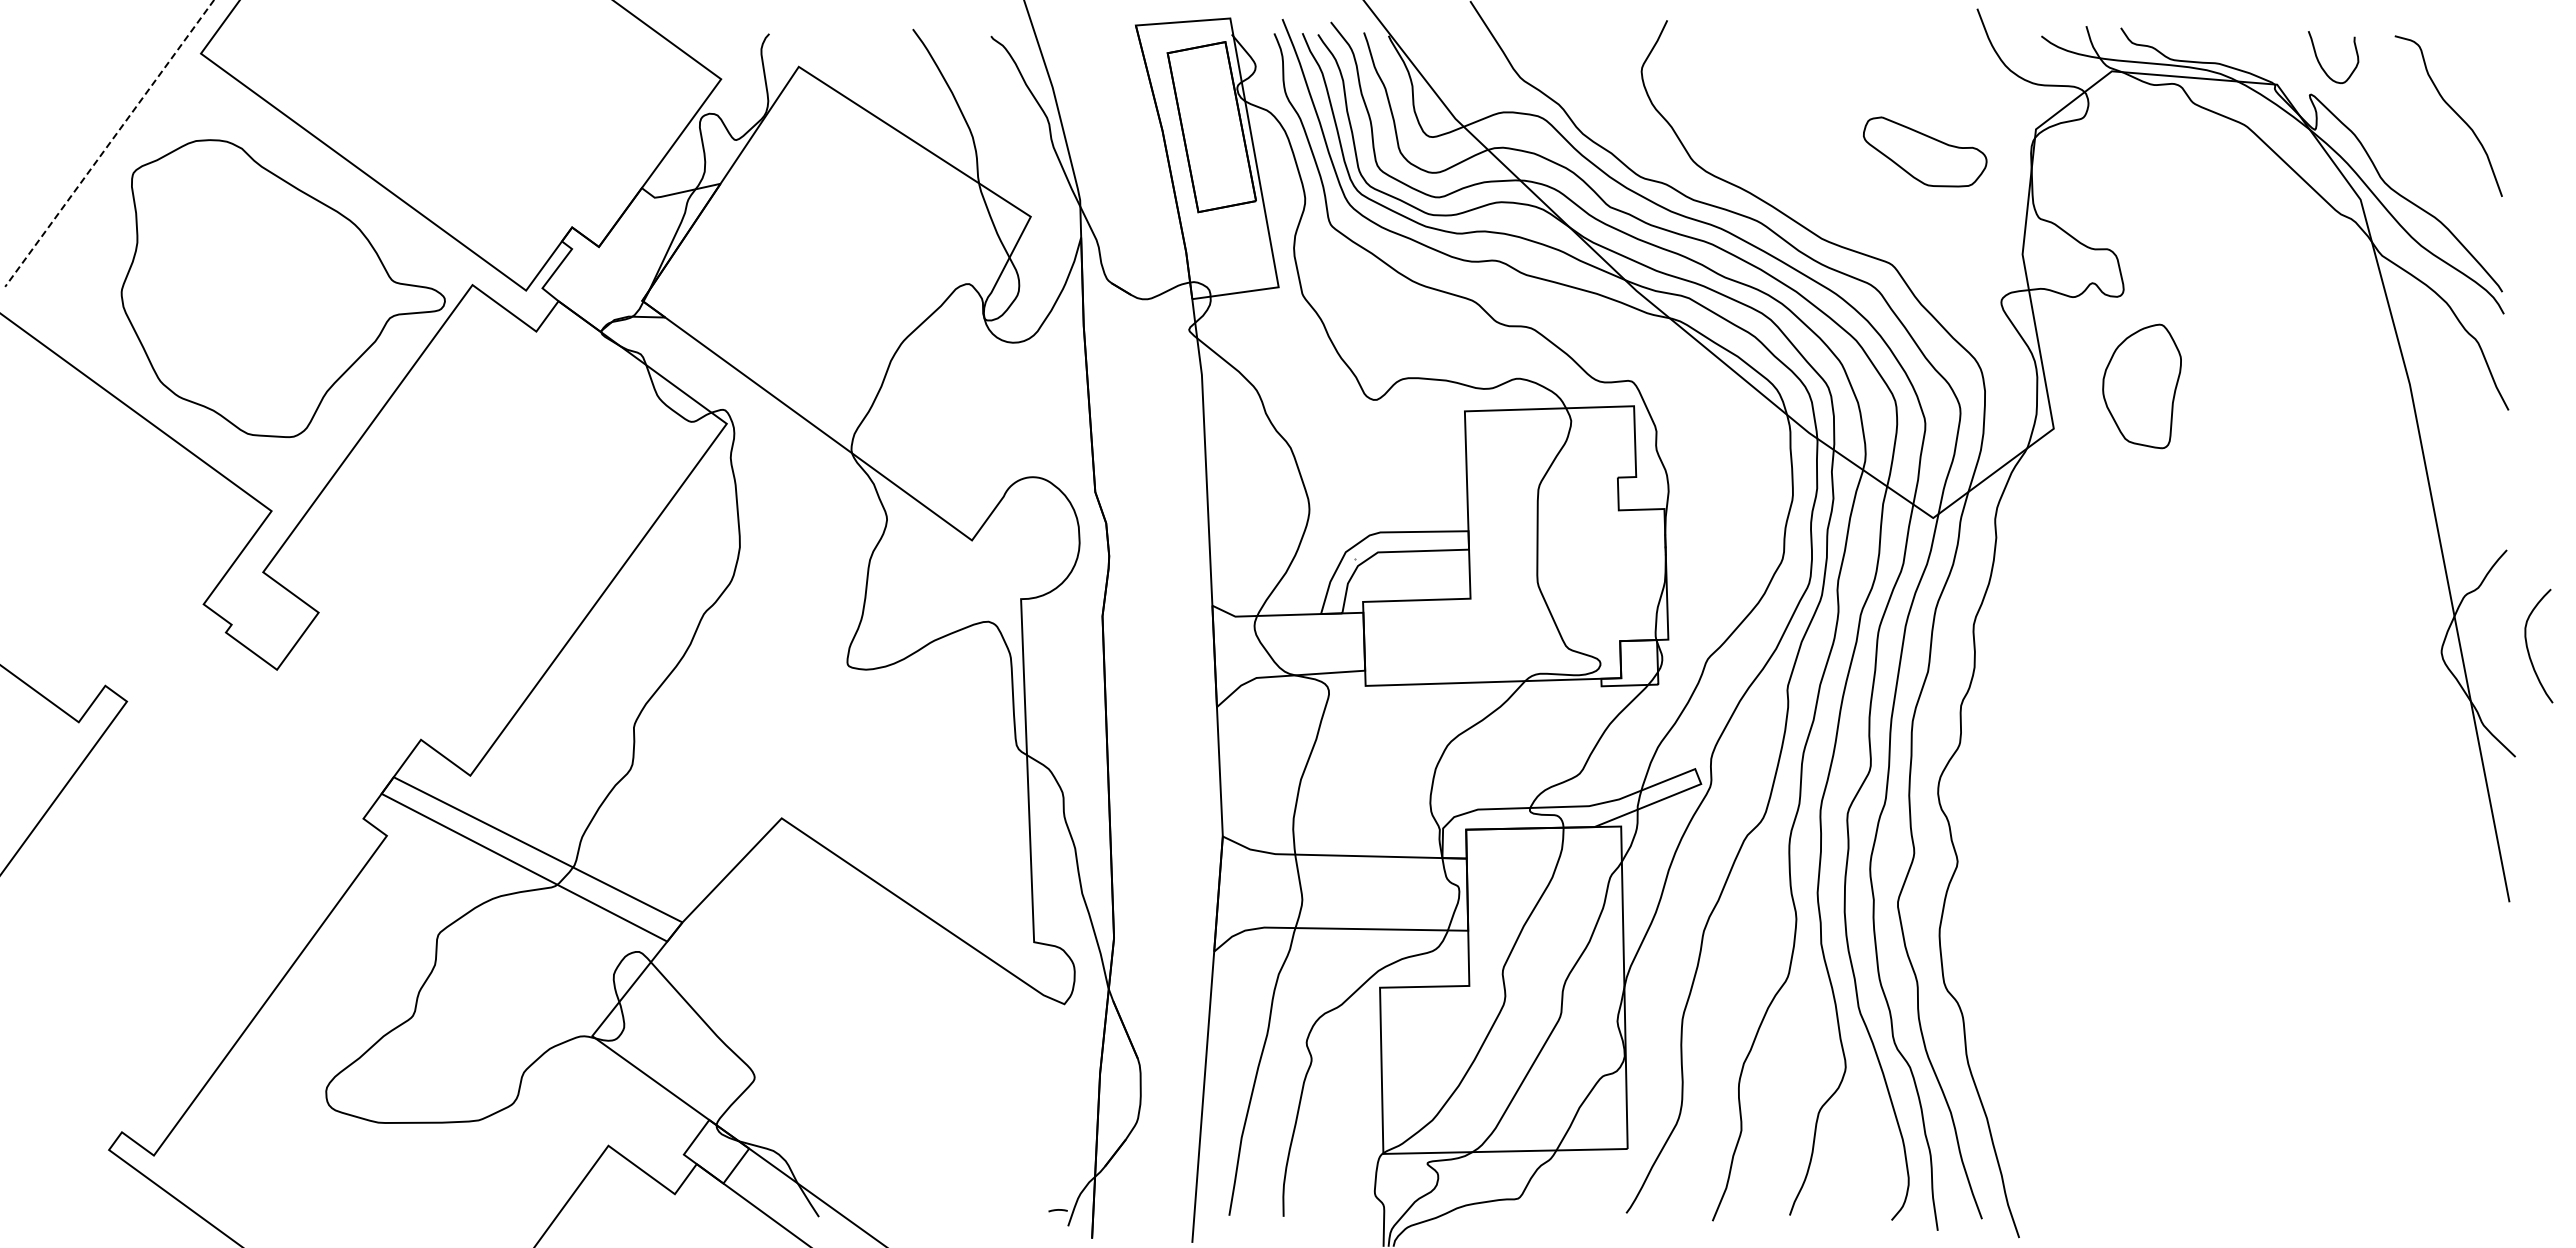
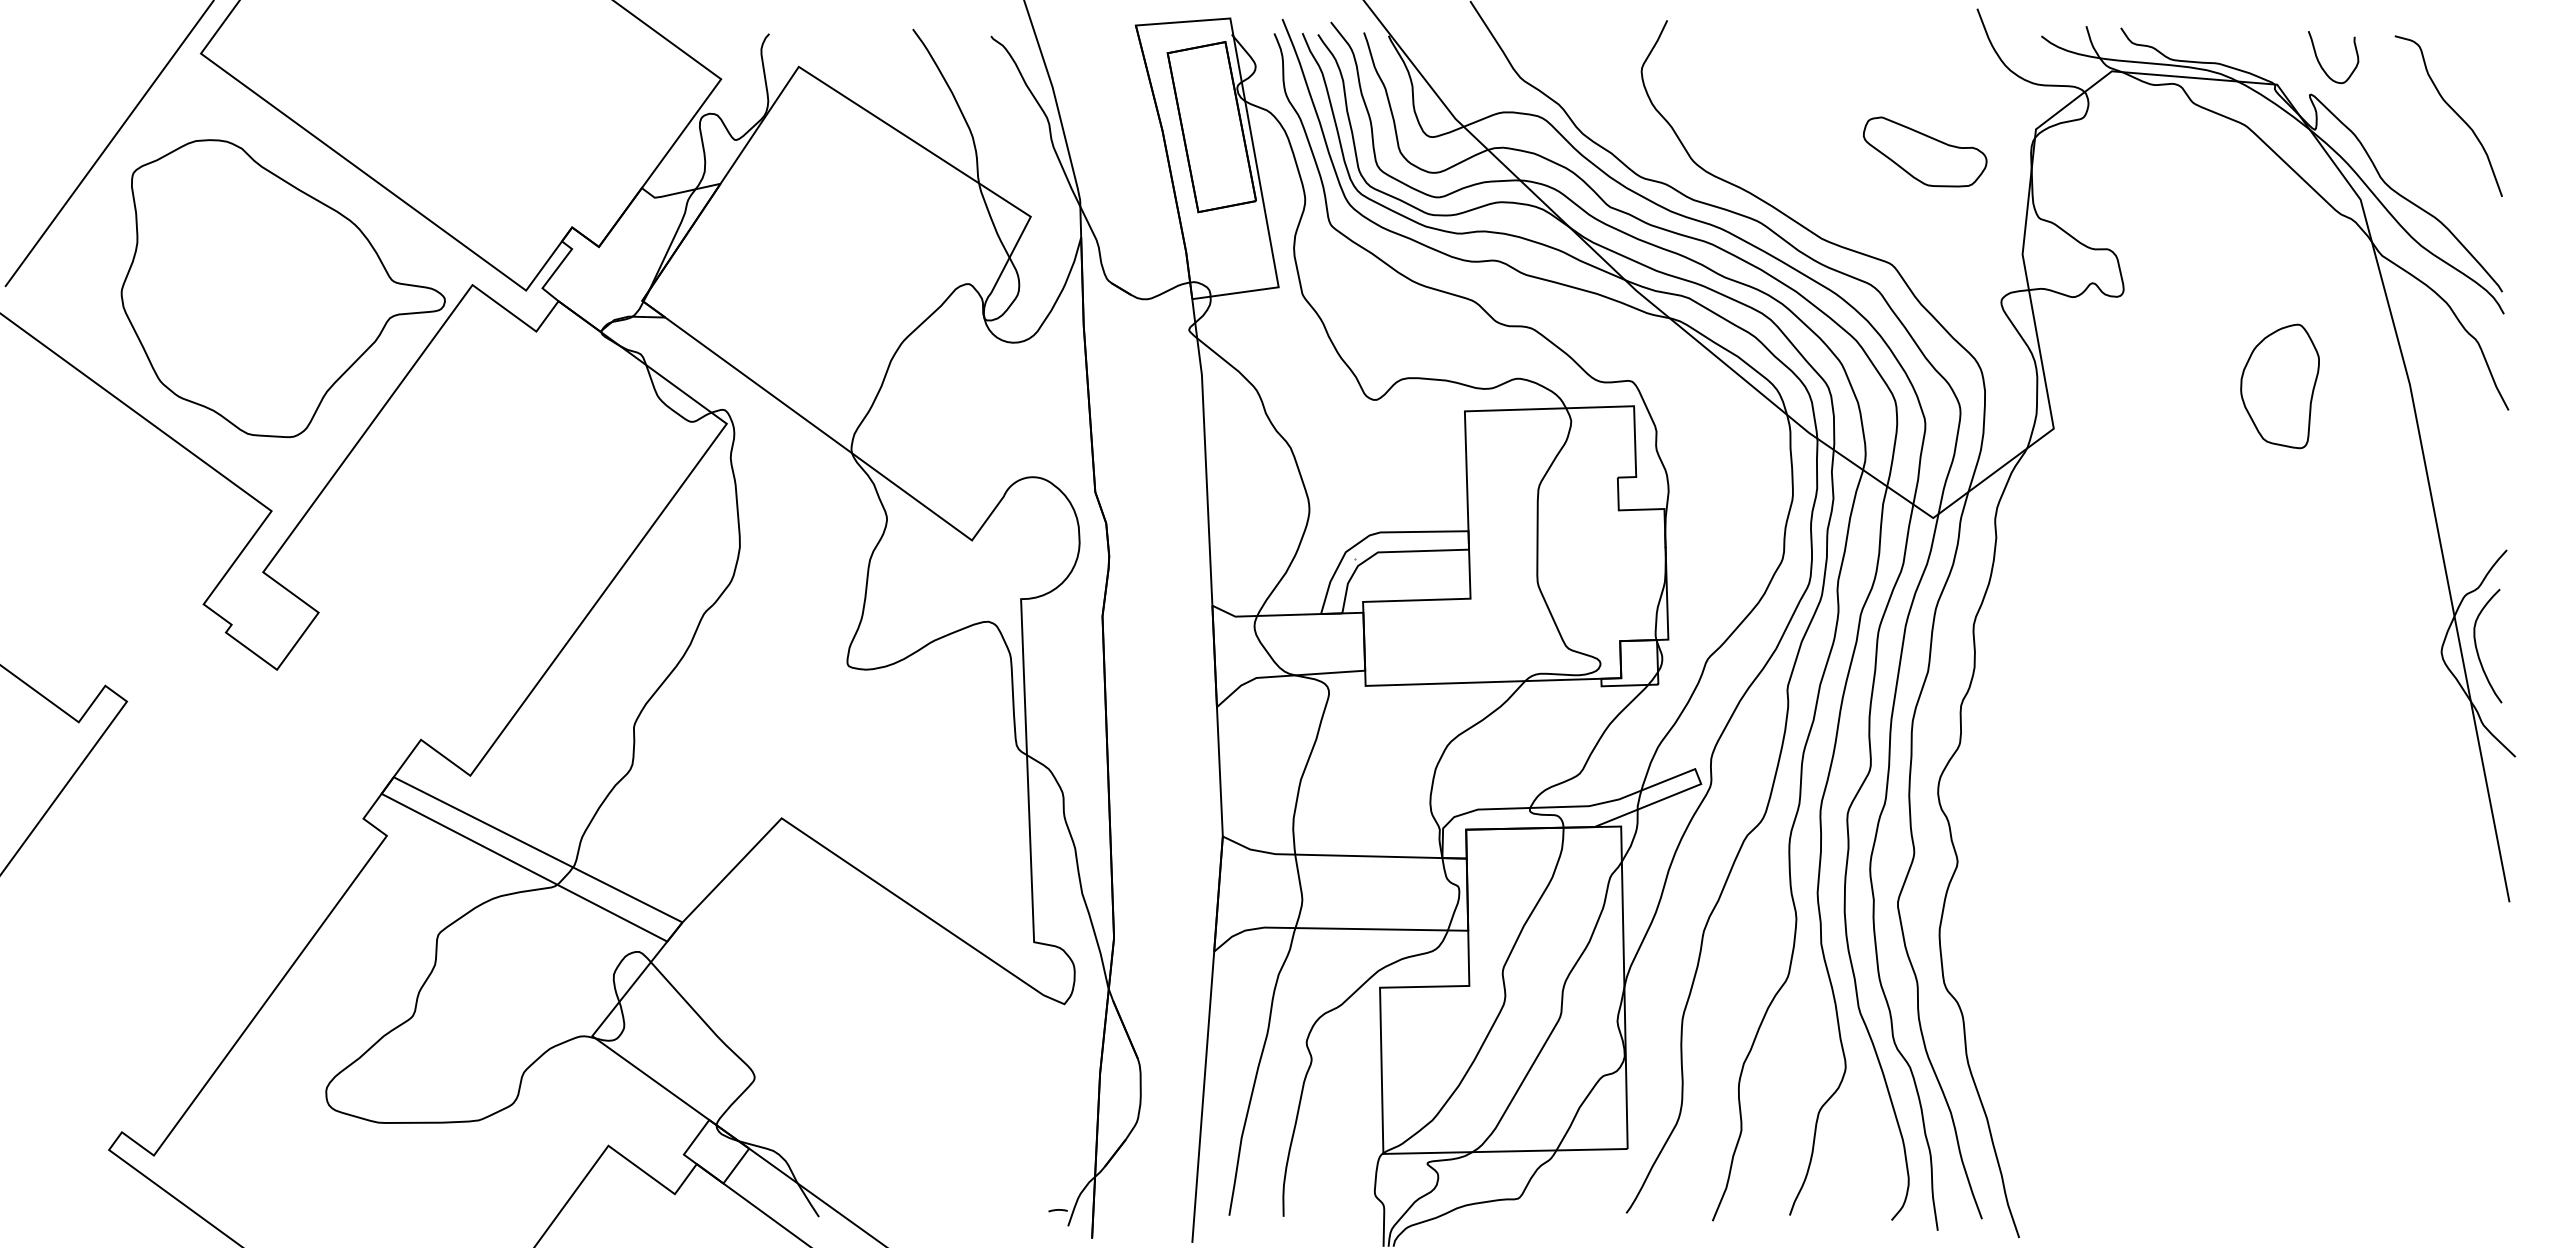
line: dashed -> solid (109, 144)
part position: (2141, 386) -> (2279, 386) (2279, 386)
curve position: (2528, 647) -> (2477, 647) (2477, 647)
